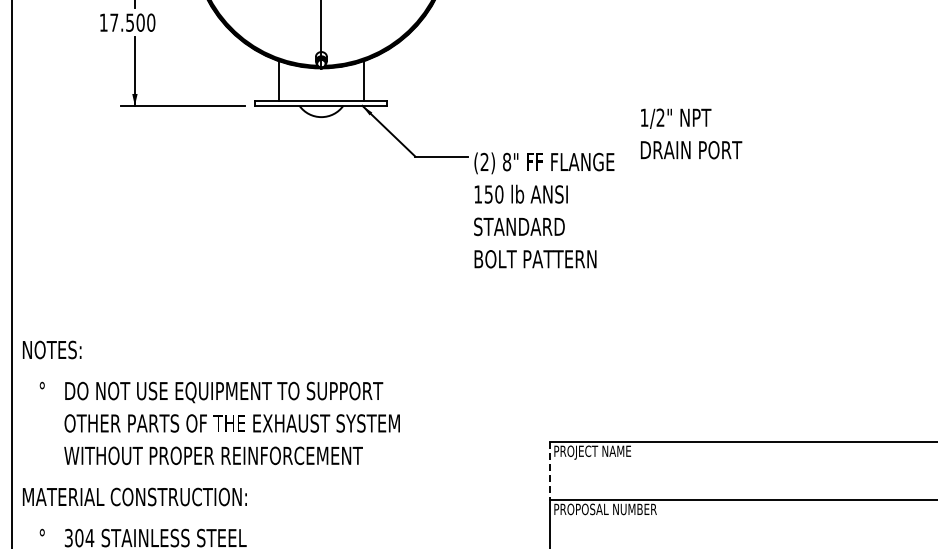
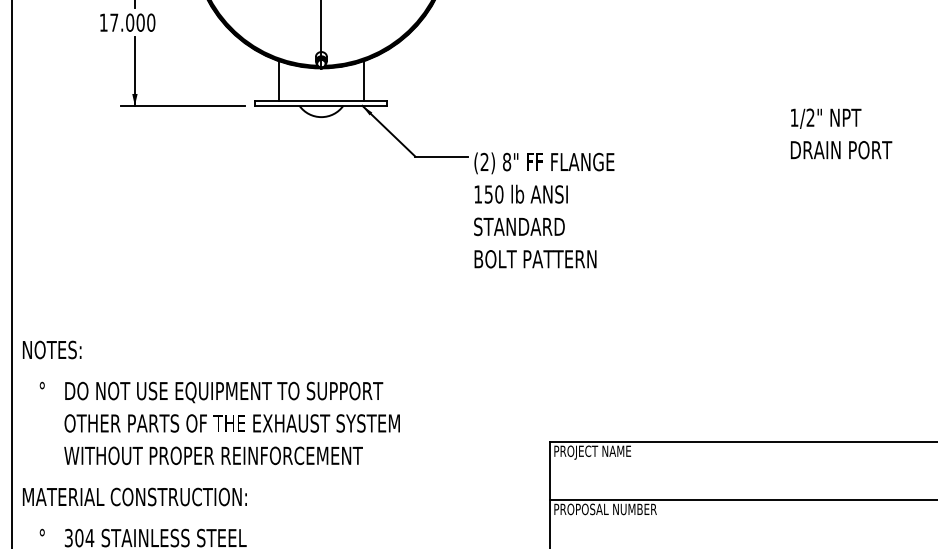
text: 17.500 -> 17.000 (130, 22)
text position: (691, 133) -> (841, 133) (841, 133)
line: dashed -> solid (549, 471)
